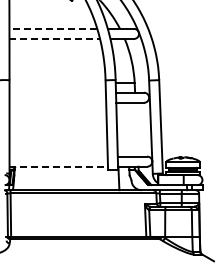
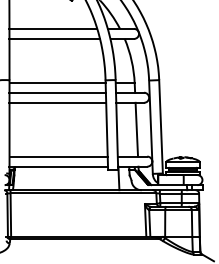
line: dashed -> solid (52, 28)
line: dashed -> solid (54, 38)
line: none -> present (57, 83)
line: none -> present (57, 92)
line: none -> present (57, 102)
line: none -> present (136, 129)
line: none -> present (58, 156)
line: dashed -> solid (59, 166)
